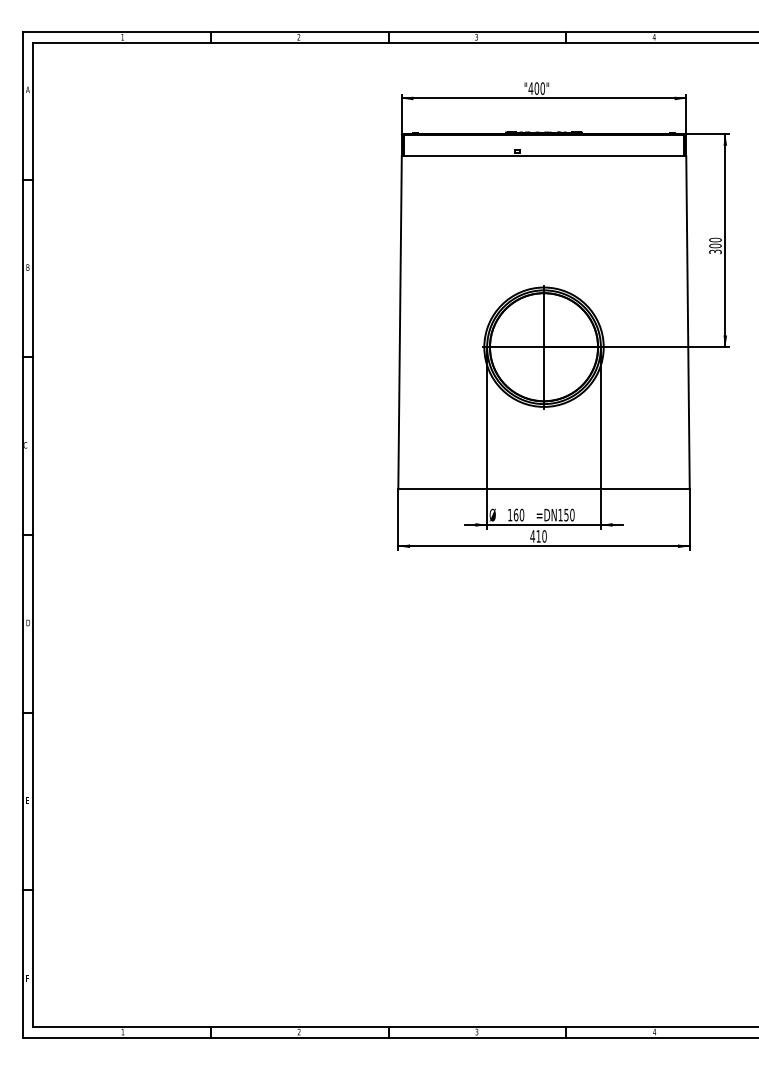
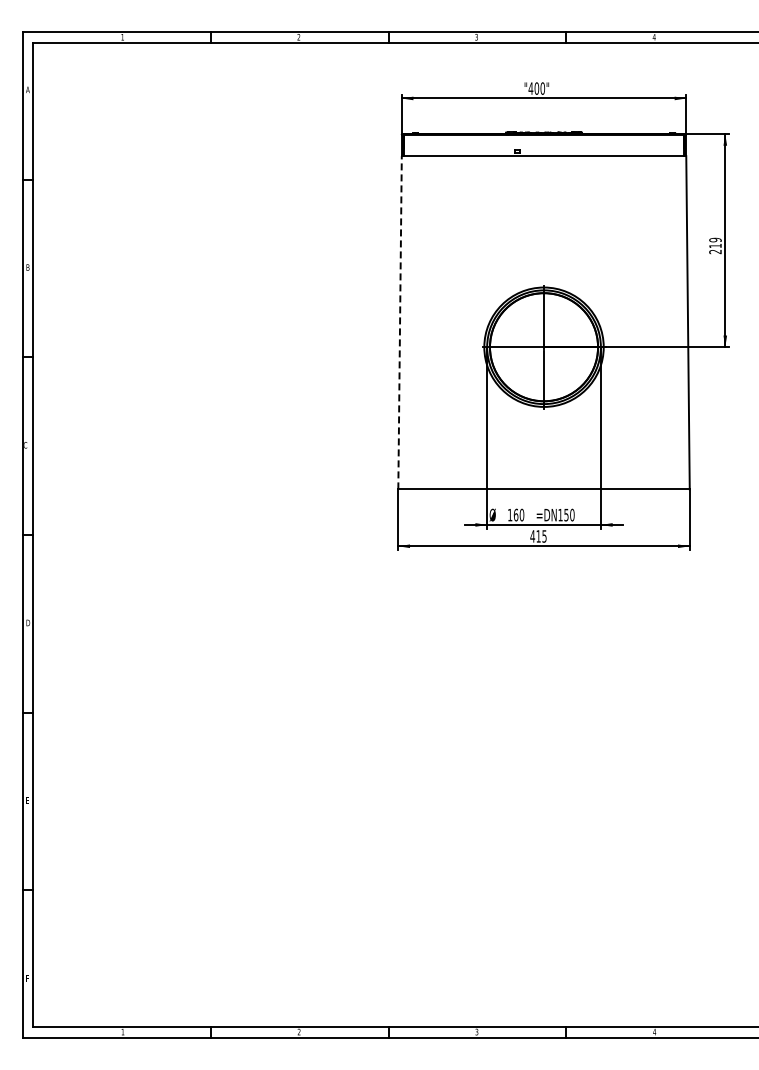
text: 300 -> 219 (715, 246)
line: solid -> dashed (400, 322)
text: 410 -> 415 (544, 536)
